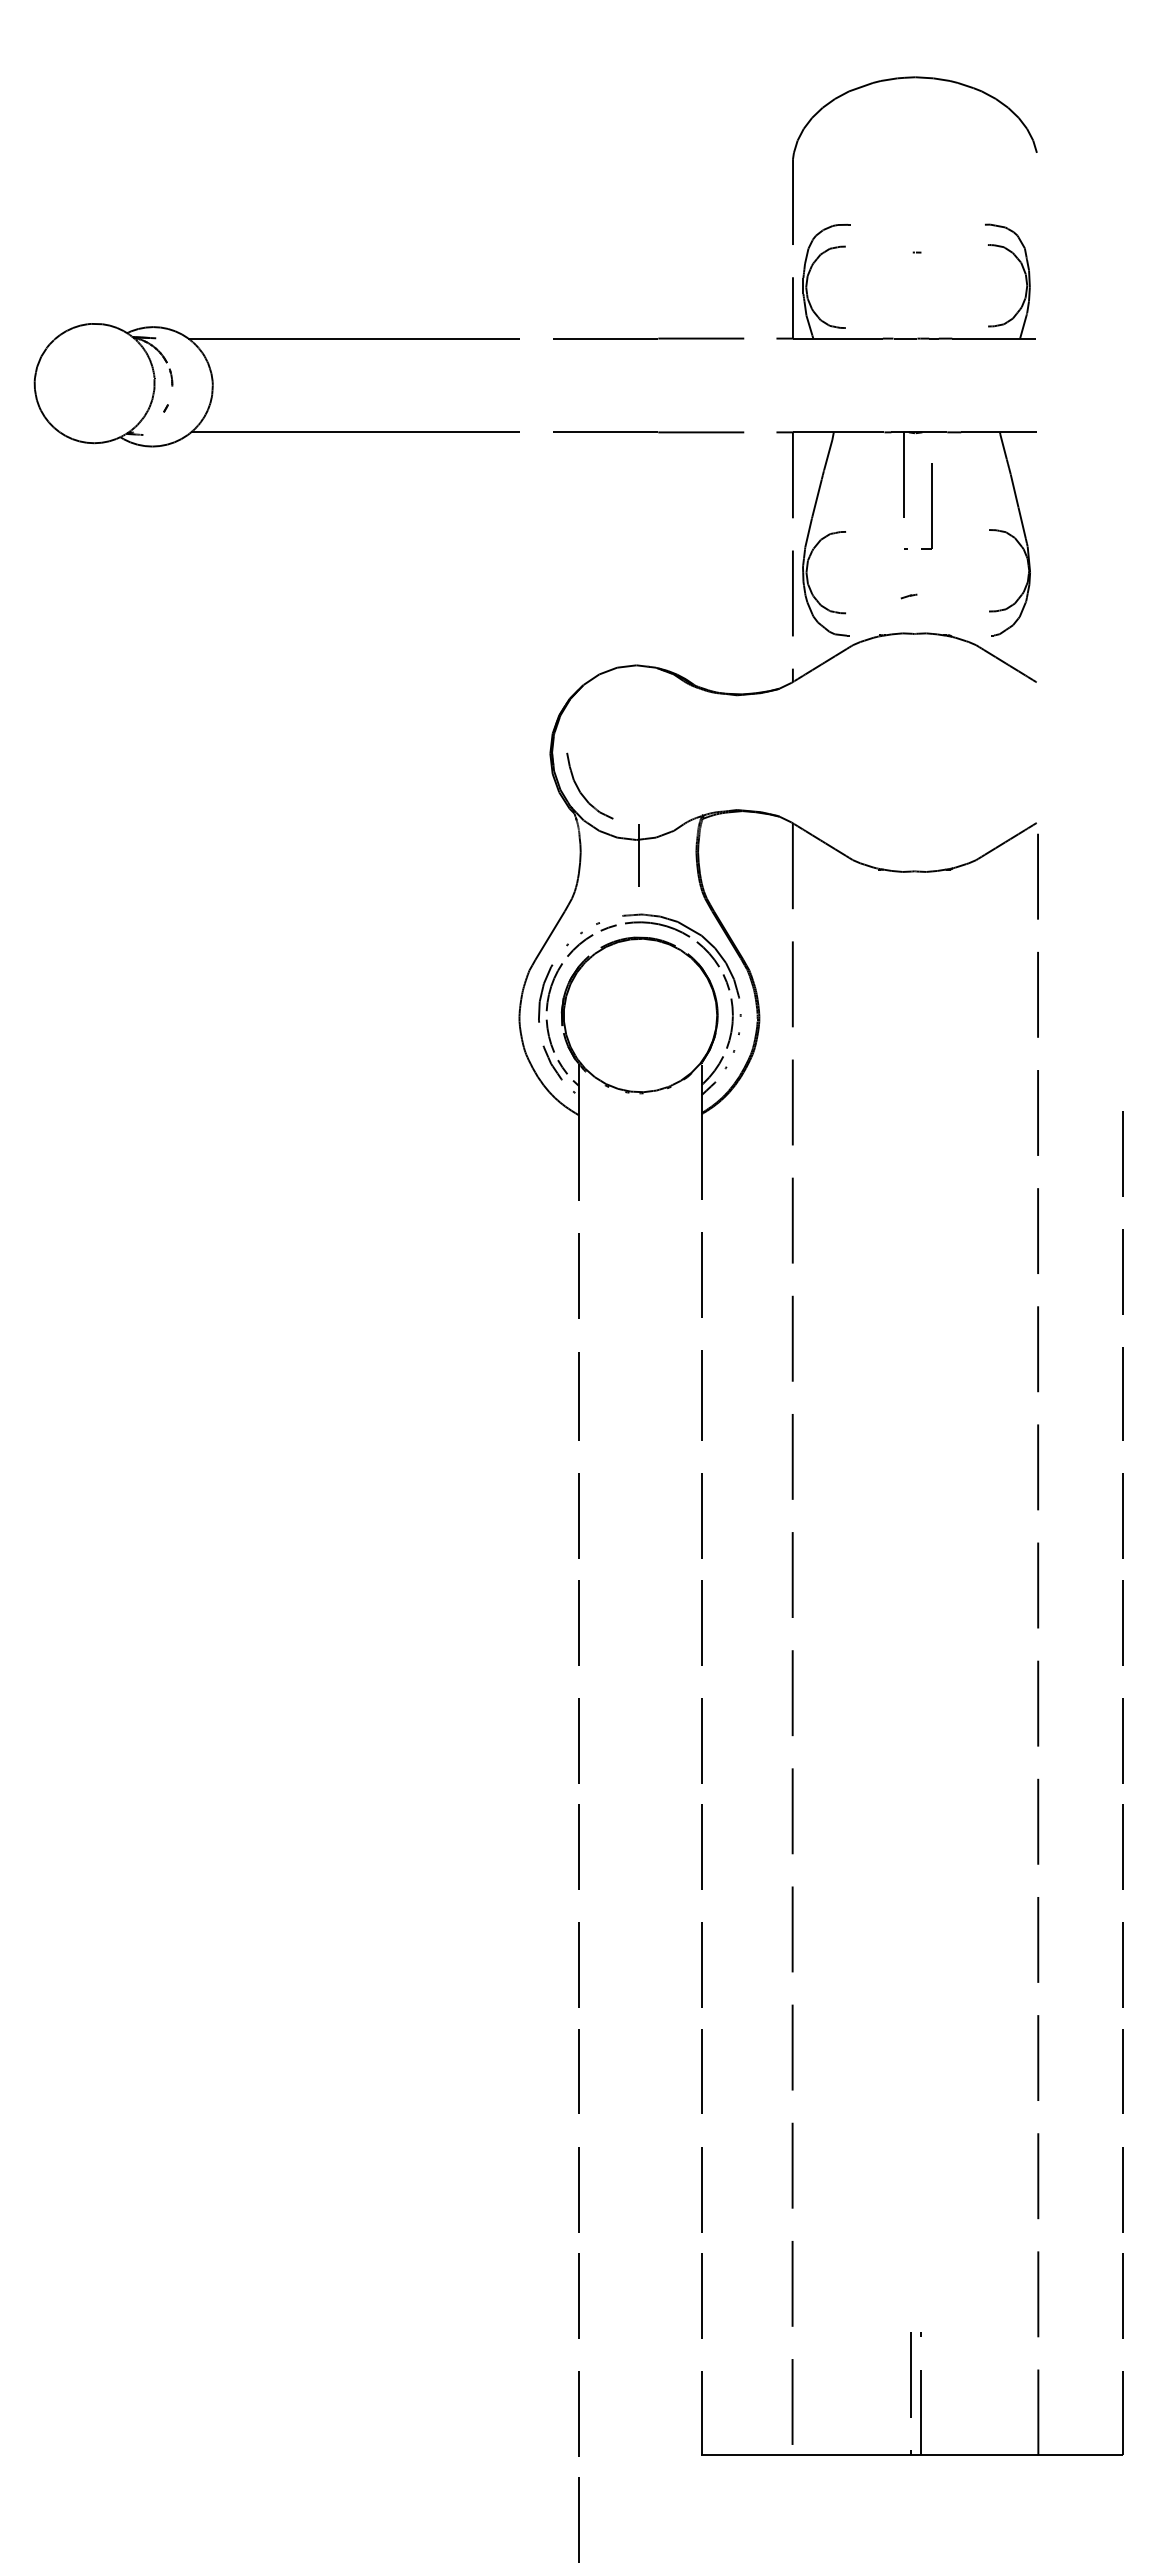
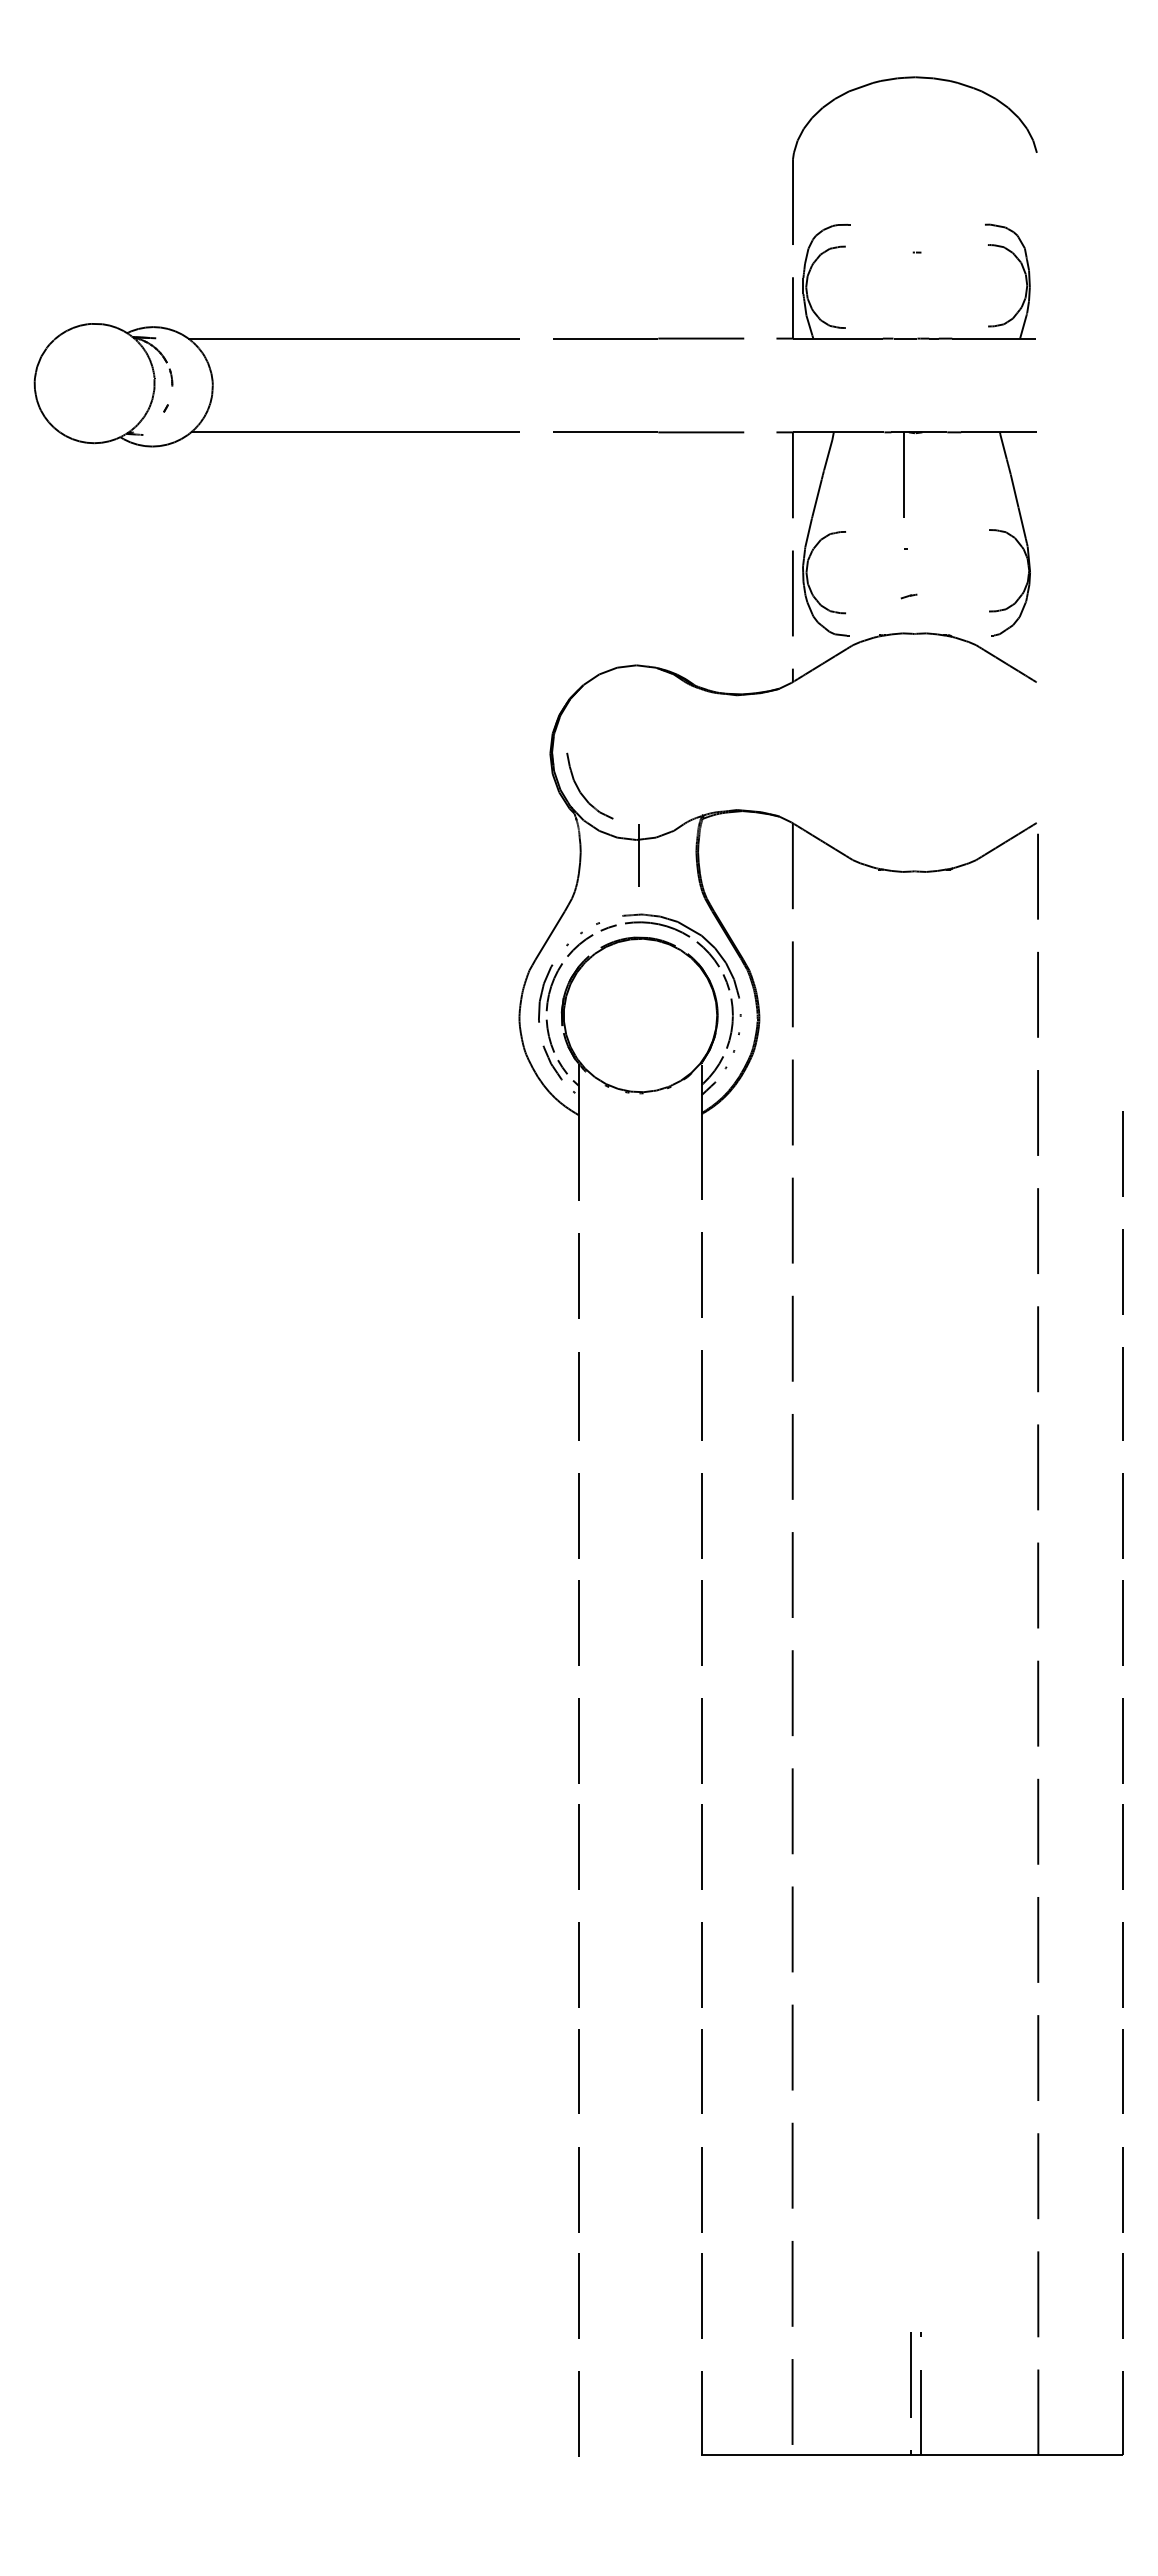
part: present -> none (926, 506)
line: present -> none (578, 2519)
